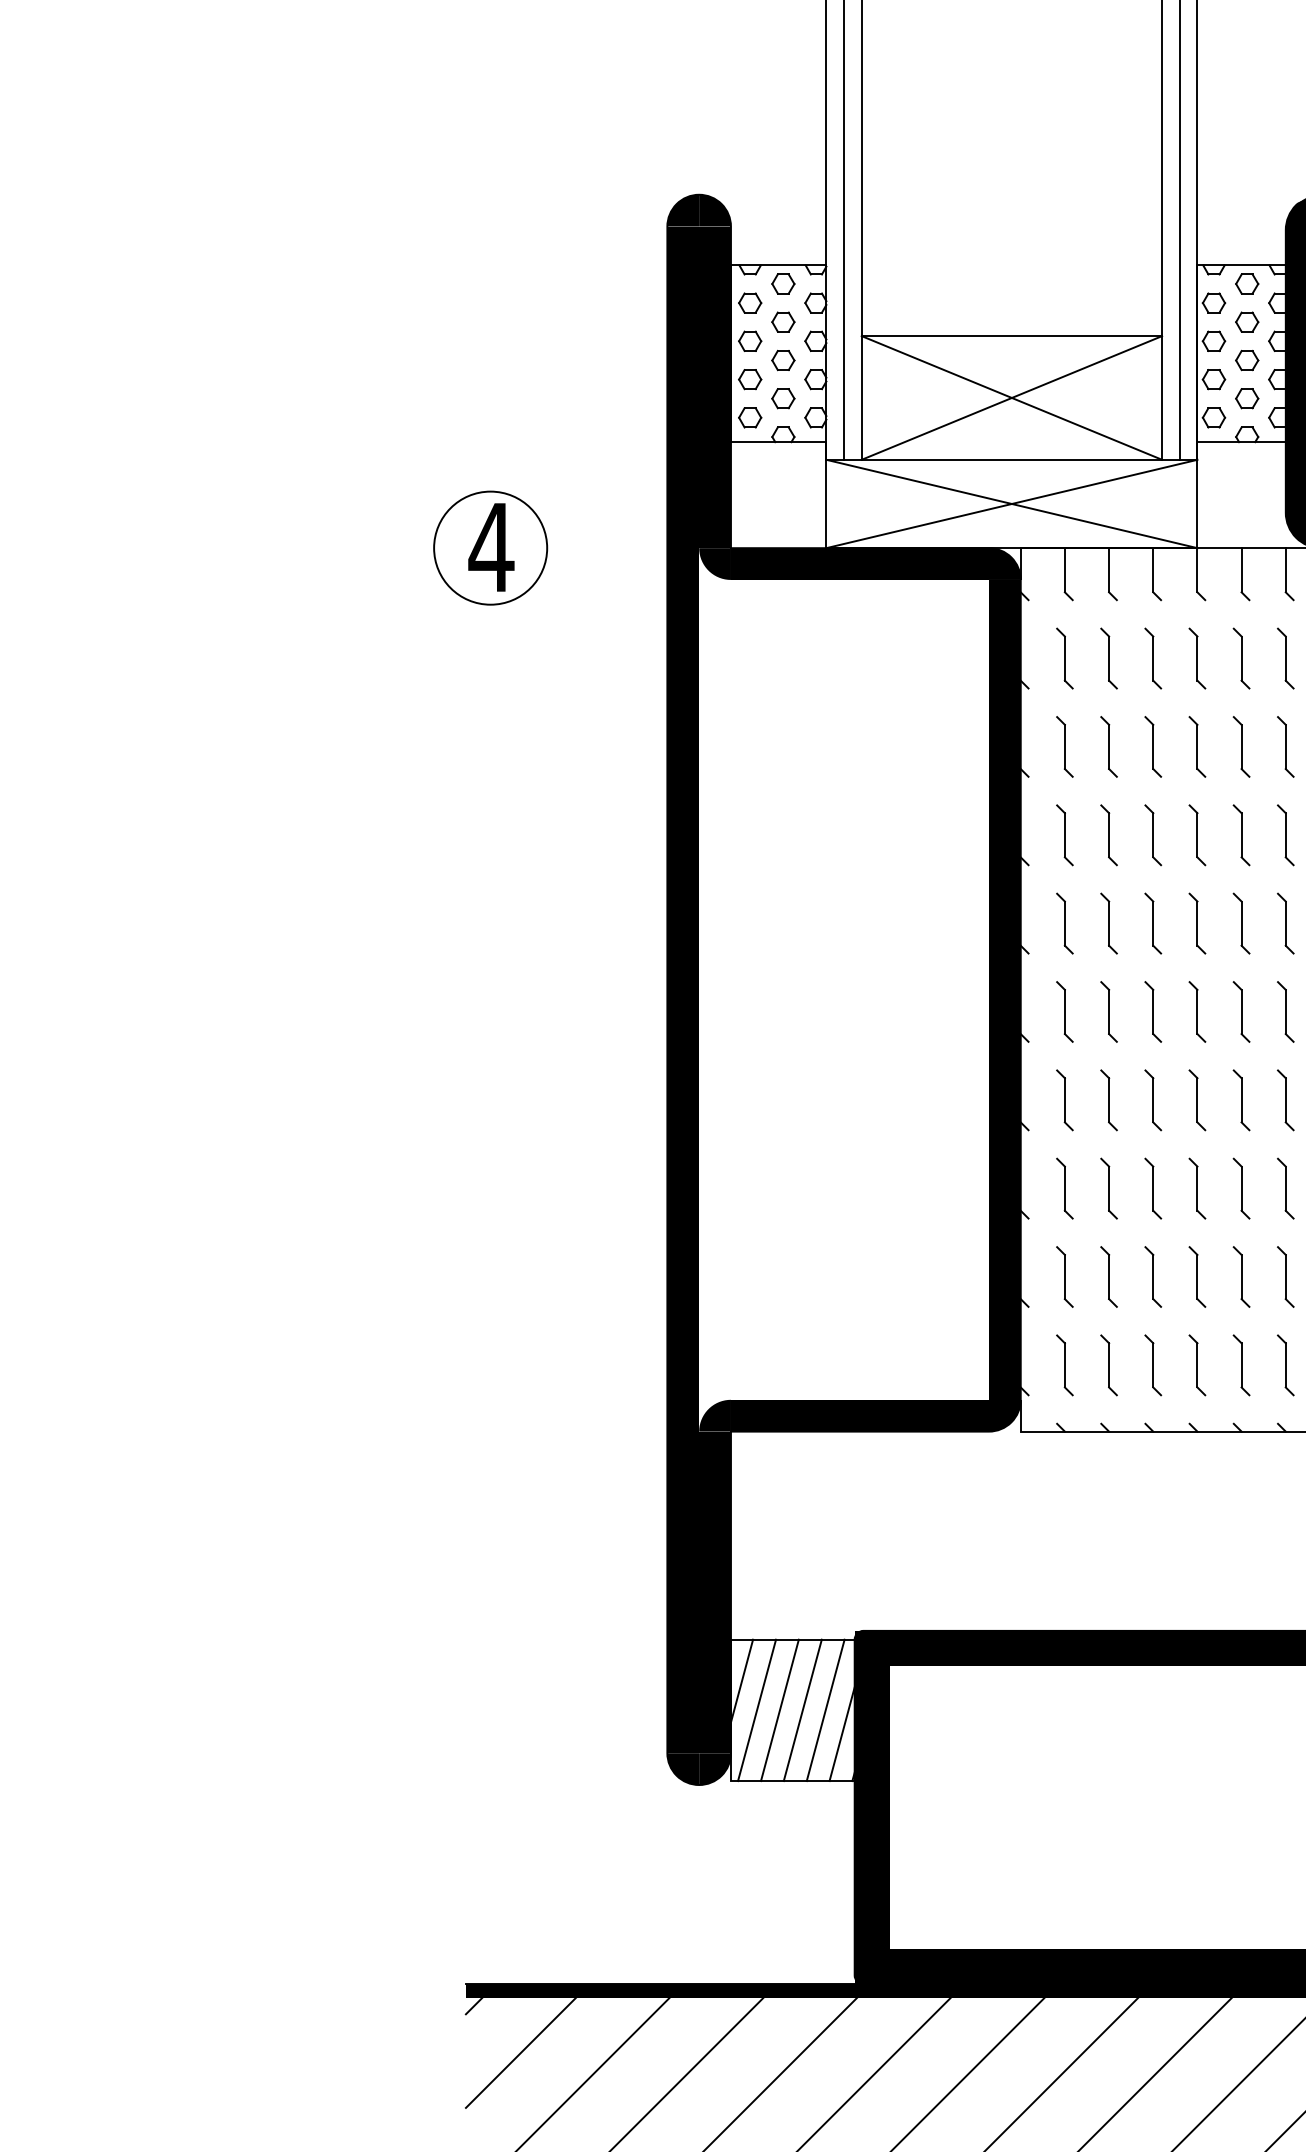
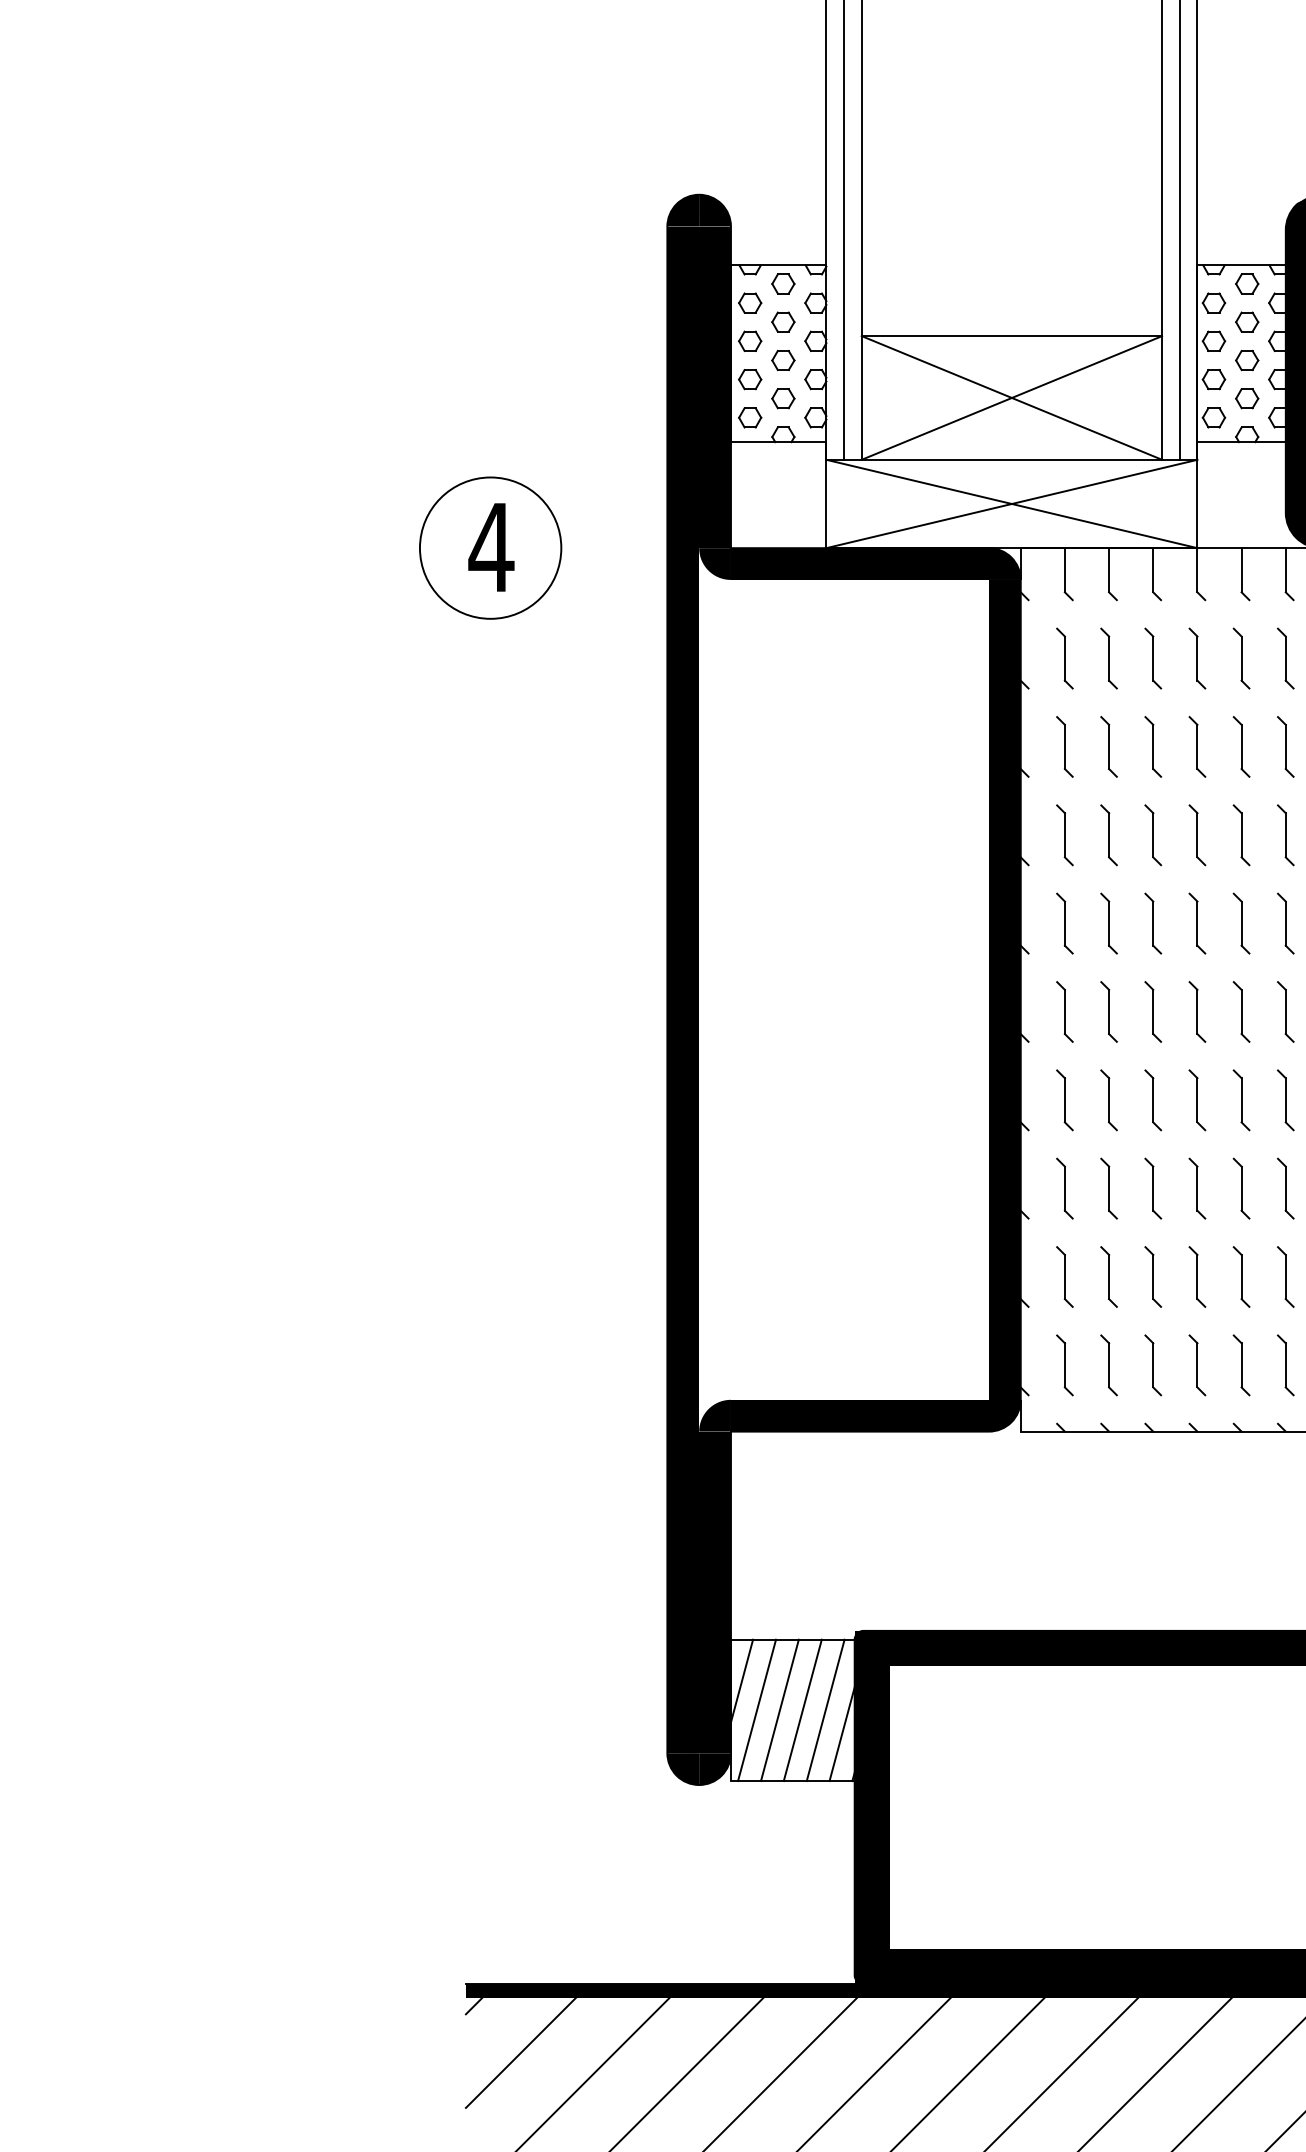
circle diameter: 113 px -> 141 px (490, 547)
